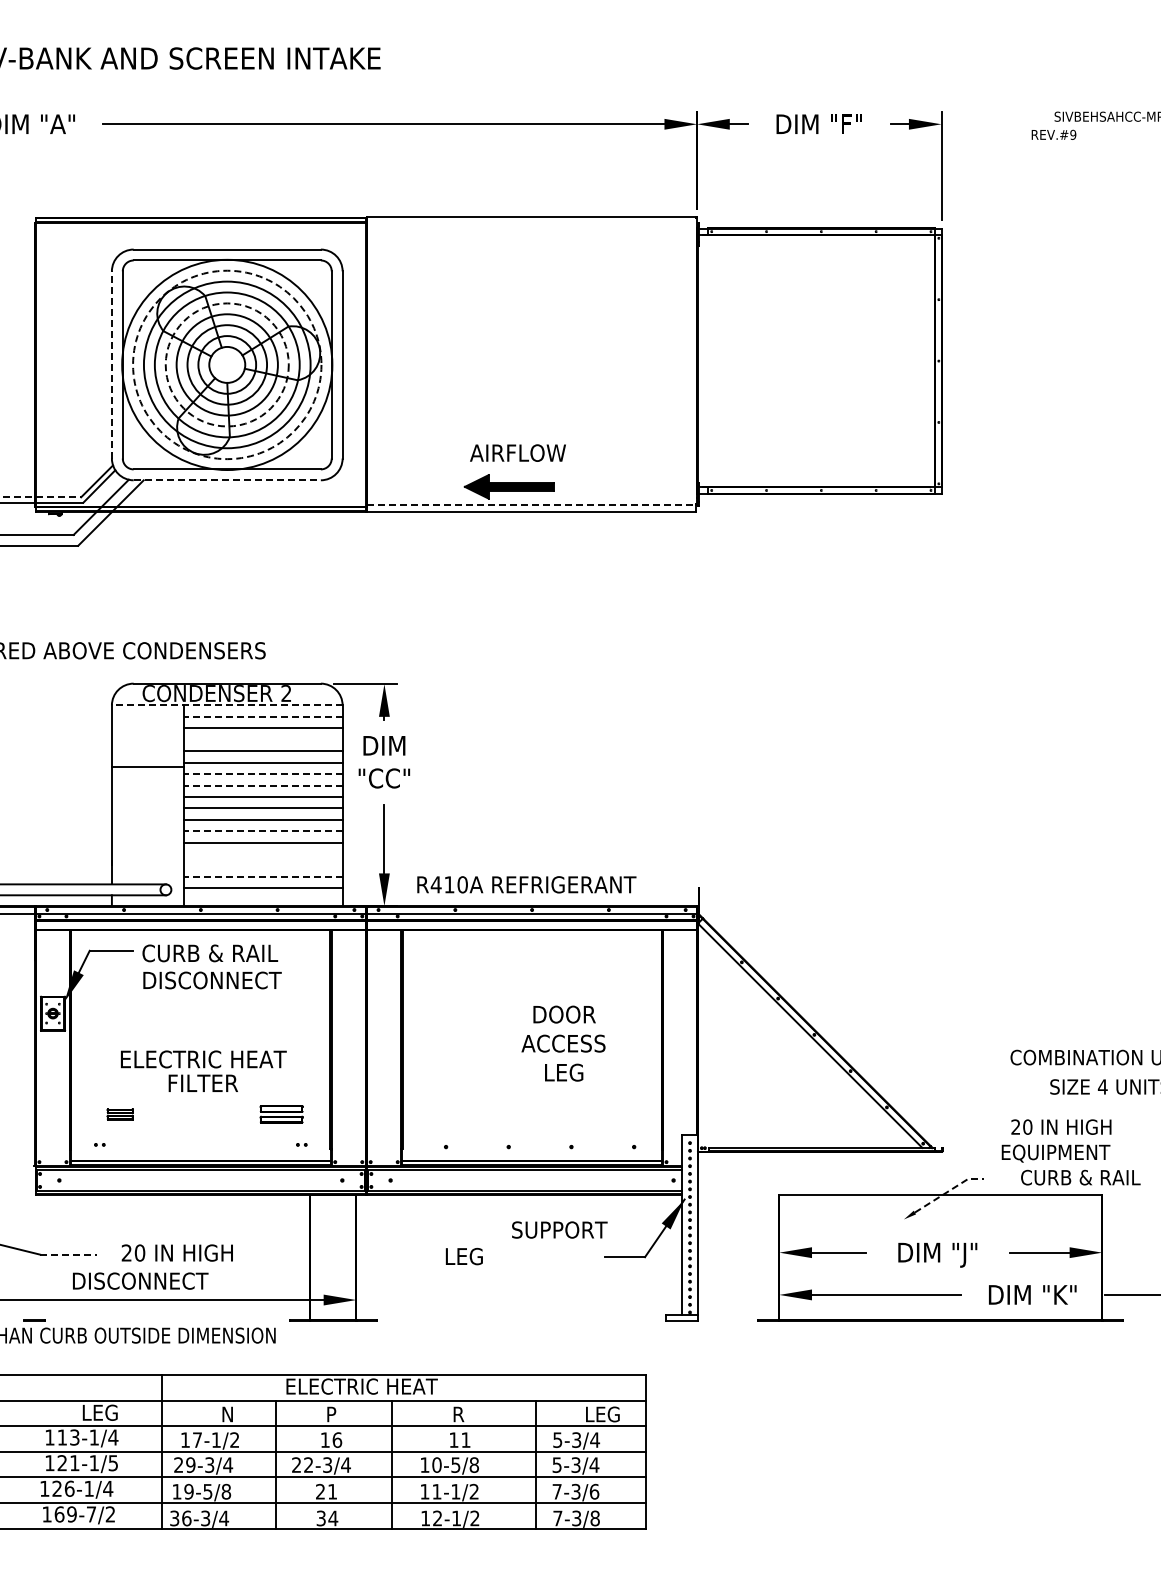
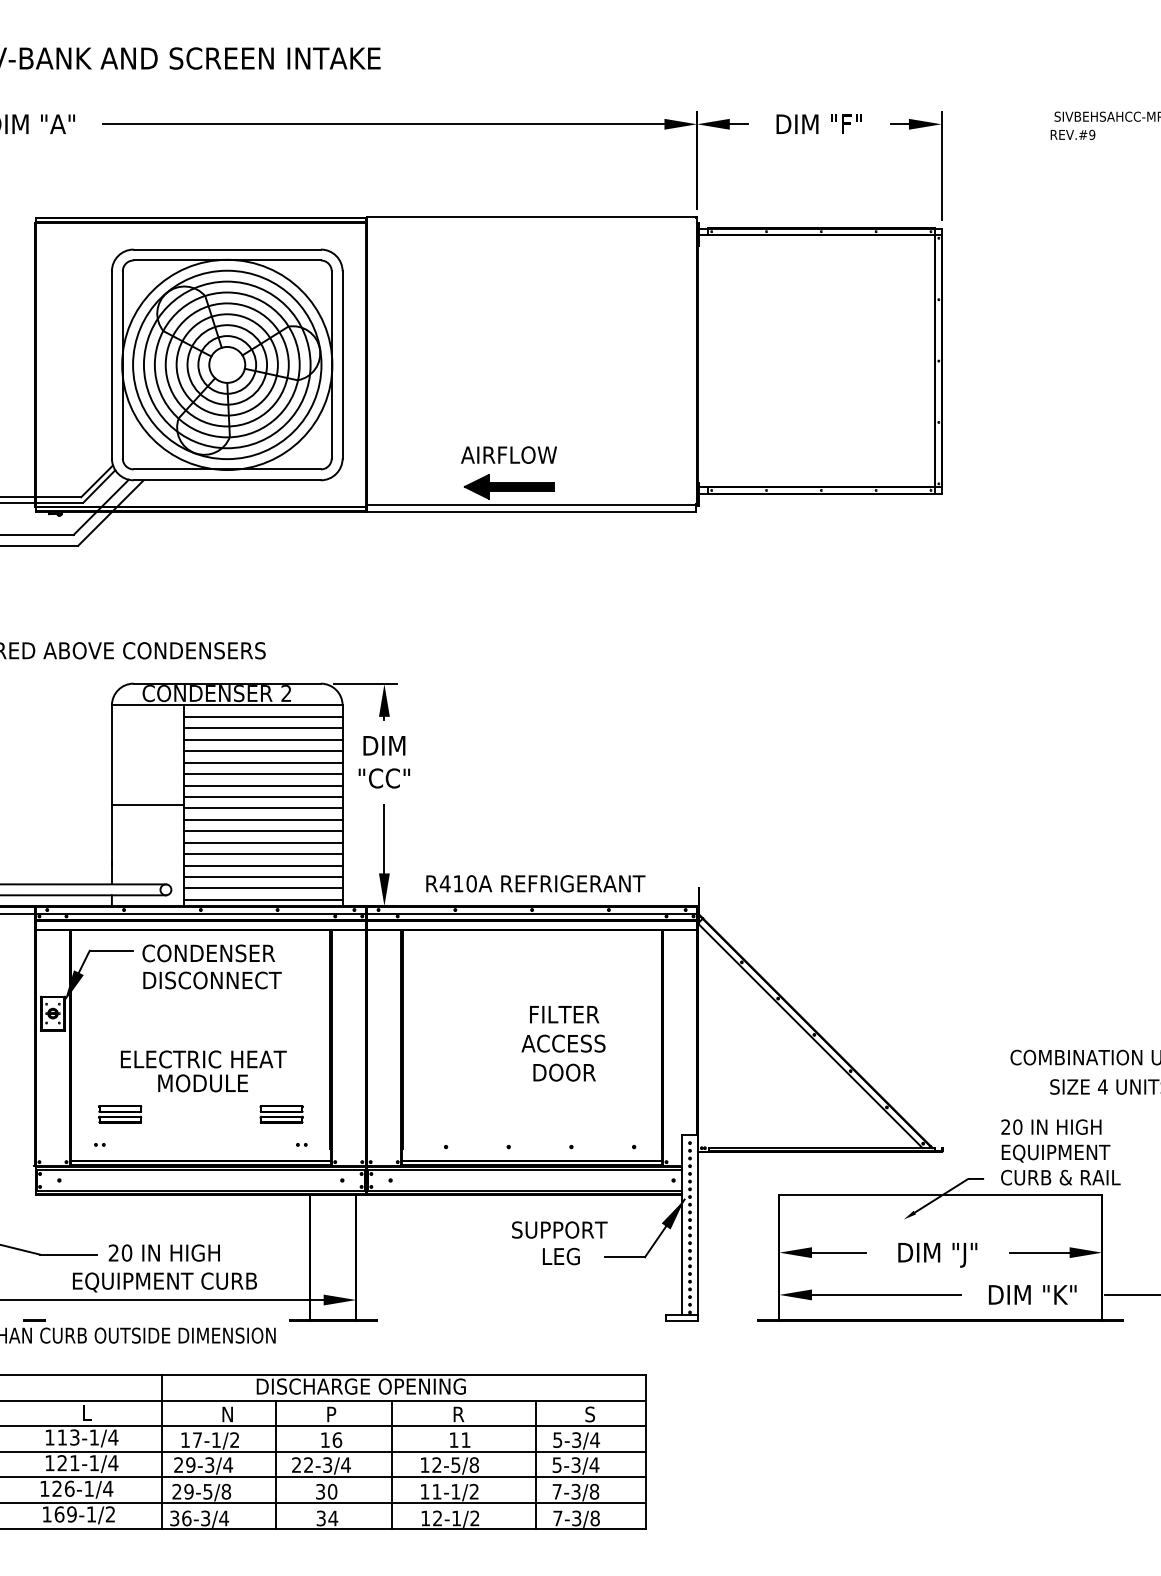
text position: (1053, 134) -> (1072, 134) (1072, 134)
line: dashed -> solid (111, 364)
circle: dashed -> solid (226, 364)
circle: dashed -> solid (227, 364)
text position: (517, 452) -> (508, 454) (508, 454)
line: dashed -> solid (227, 480)
line: dashed -> solid (41, 497)
line: dashed -> solid (532, 504)
line: dashed -> solid (226, 705)
line: dashed -> solid (263, 716)
line: none -> present (262, 739)
line position: (147, 766) -> (147, 804) (147, 804)
line: dashed -> solid (263, 774)
line: dashed -> solid (263, 785)
line: dashed -> solid (263, 831)
line: none -> present (262, 854)
line: none -> present (262, 865)
line: dashed -> solid (263, 877)
text position: (526, 884) -> (535, 883) (535, 883)
line: none -> present (262, 899)
text: CURB & RAIL -> CONDENSER (217, 953)
text: DOOR -> FILTER (564, 1014)
text: LEG -> DOOR (564, 1072)
text: FILTER -> MODULE (202, 1083)
part size: 28x13 px -> 45x19 px (120, 1114)
text position: (1061, 1126) -> (1051, 1126) (1051, 1126)
text position: (1080, 1177) -> (1060, 1177) (1060, 1177)
line: dashed -> solid (948, 1191)
text position: (176, 1252) -> (163, 1252) (163, 1252)
line: dashed -> solid (68, 1254)
text position: (463, 1256) -> (560, 1256) (560, 1256)
text: DISCONNECT -> EQUIPMENT CURB (165, 1282)
text: ELECTRIC HEAT -> DISCHARGE OPENING (360, 1386)
text: LEG -> L (99, 1412)
text: LEG -> S (602, 1414)
text: 121-1/5 -> 121-1/4 (113, 1463)
text: 10-5/8 -> 12-5/8 (436, 1464)
text: 19-5/8 -> 29-5/8 (176, 1491)
text: 21 -> 30 (326, 1491)
text: 7-3/6 -> 7-3/8 (594, 1491)
text: 169-7/2 -> 169-1/2 (91, 1514)
